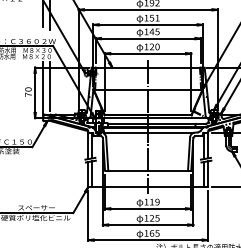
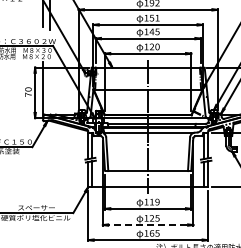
line: present -> none (50, 85)
line: solid -> dashed (148, 225)
